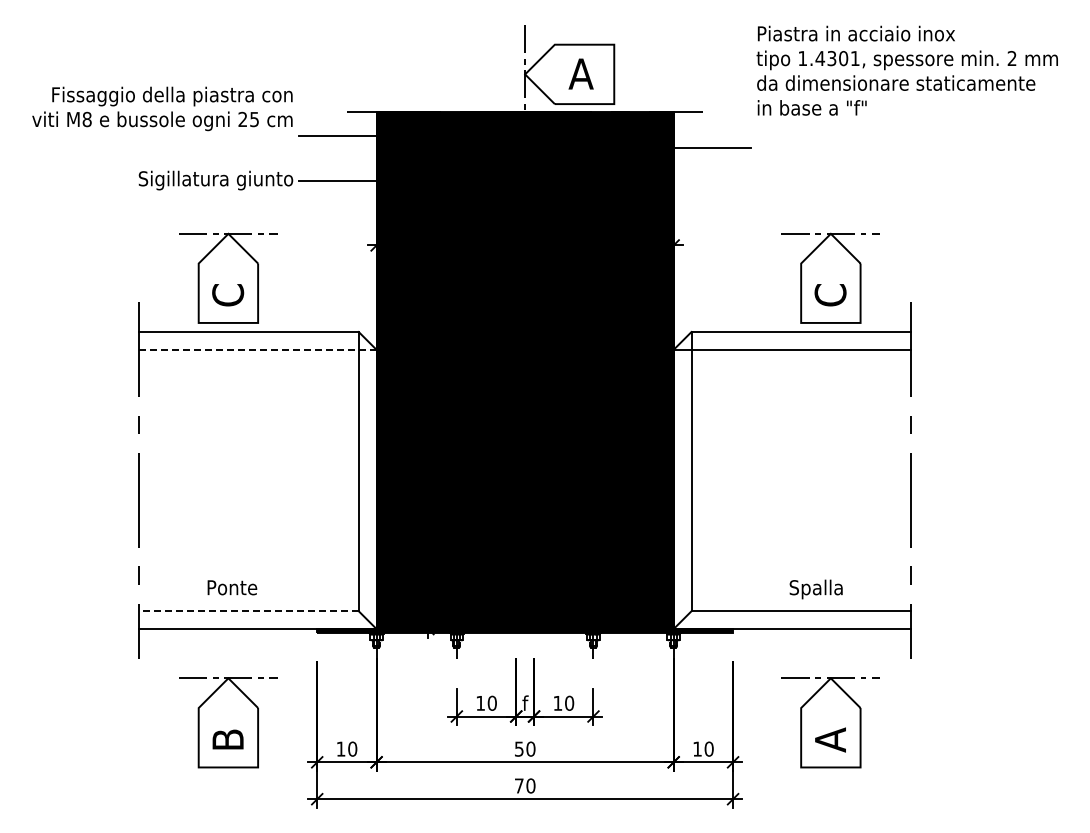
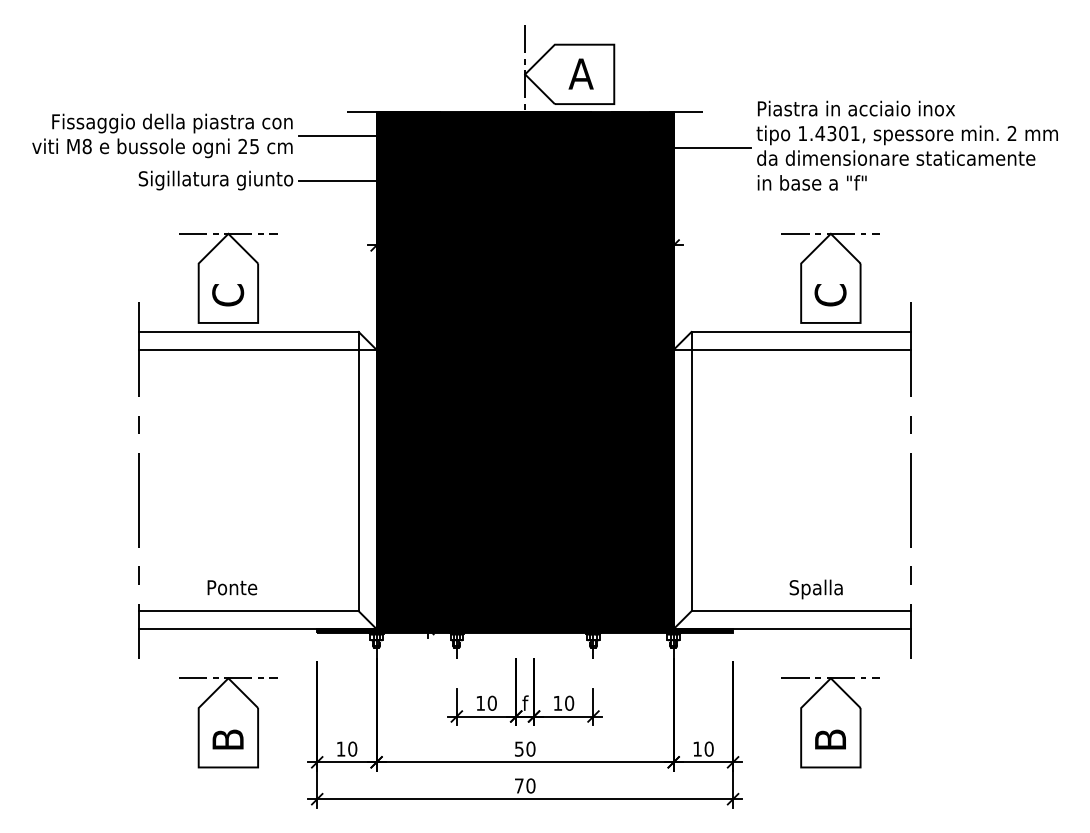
text position: (906, 70) -> (906, 145) (906, 145)
text position: (162, 108) -> (162, 135) (162, 135)
line: dashed -> solid (257, 349)
line: dashed -> solid (248, 611)
text: A -> B (830, 739)
